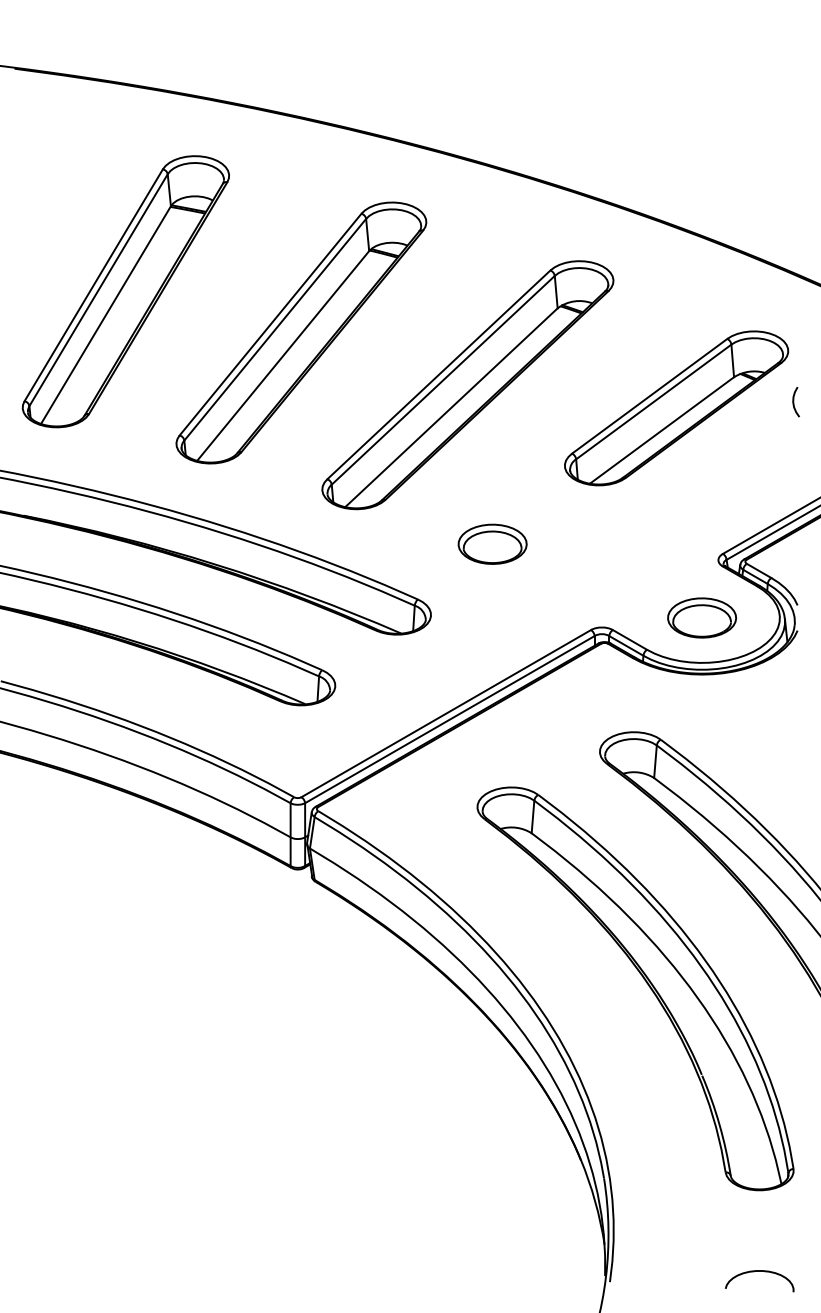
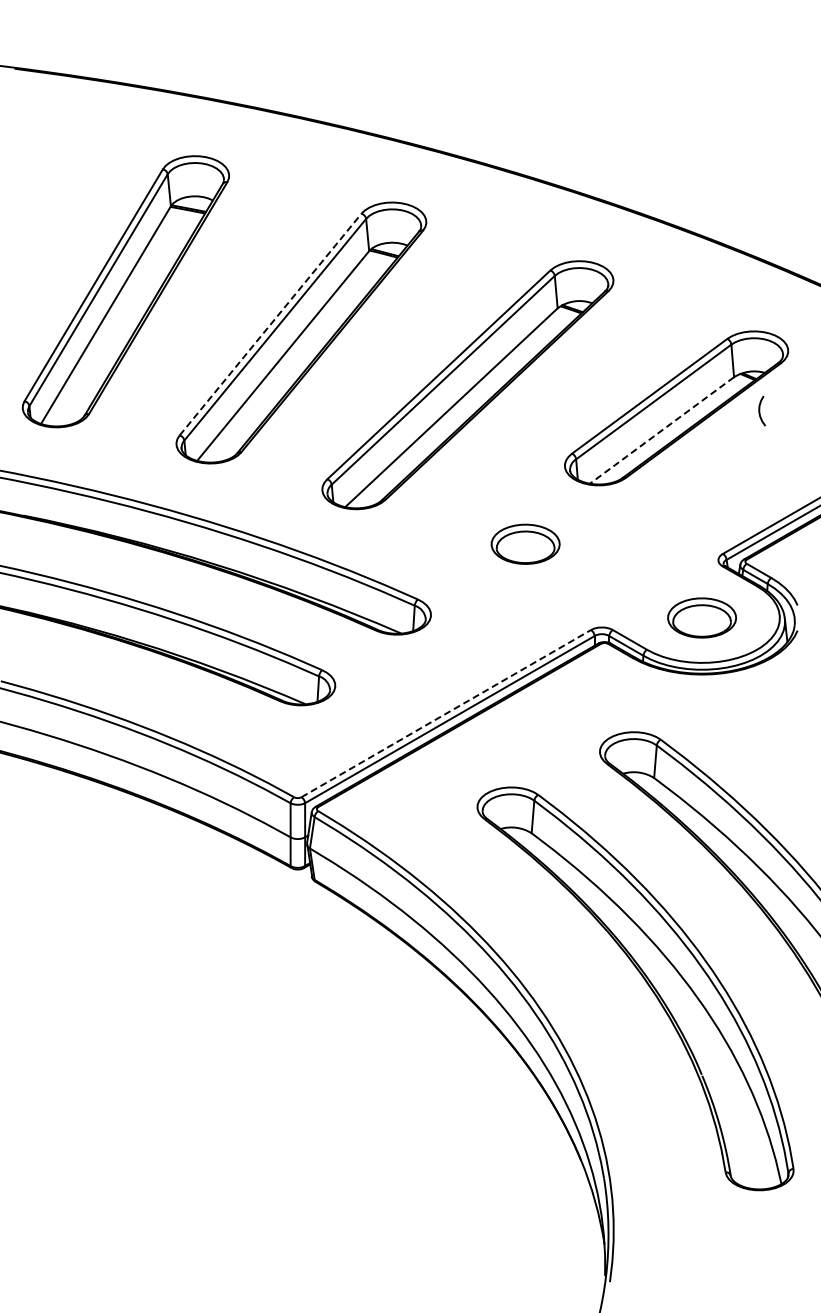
line: solid -> dashed (270, 324)
curve position: (794, 402) -> (760, 411) (760, 411)
line: solid -> dashed (662, 430)
part position: (492, 543) -> (525, 543) (525, 543)
line: solid -> dashed (446, 713)
curve: present -> none (759, 1271)
